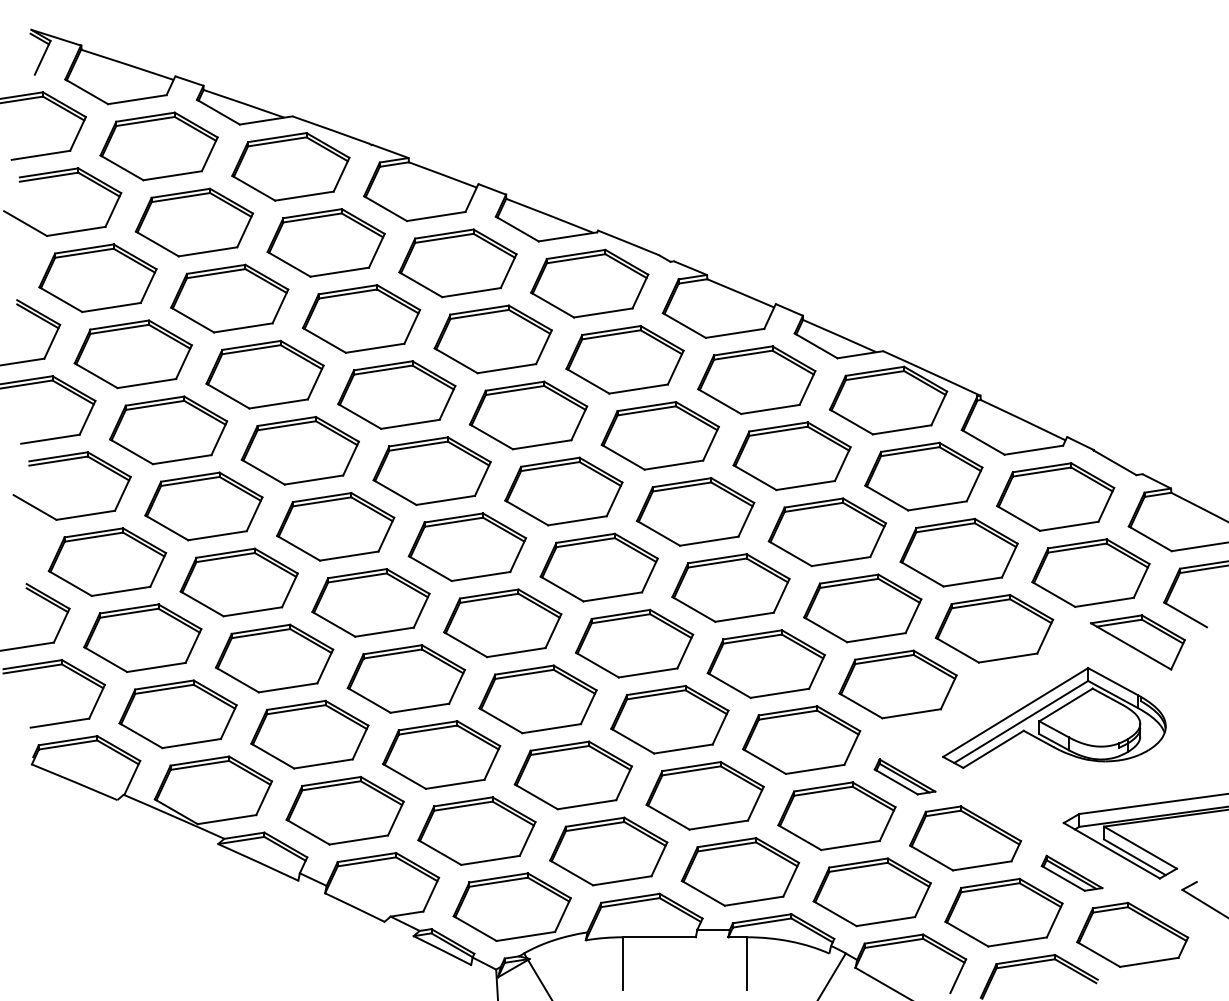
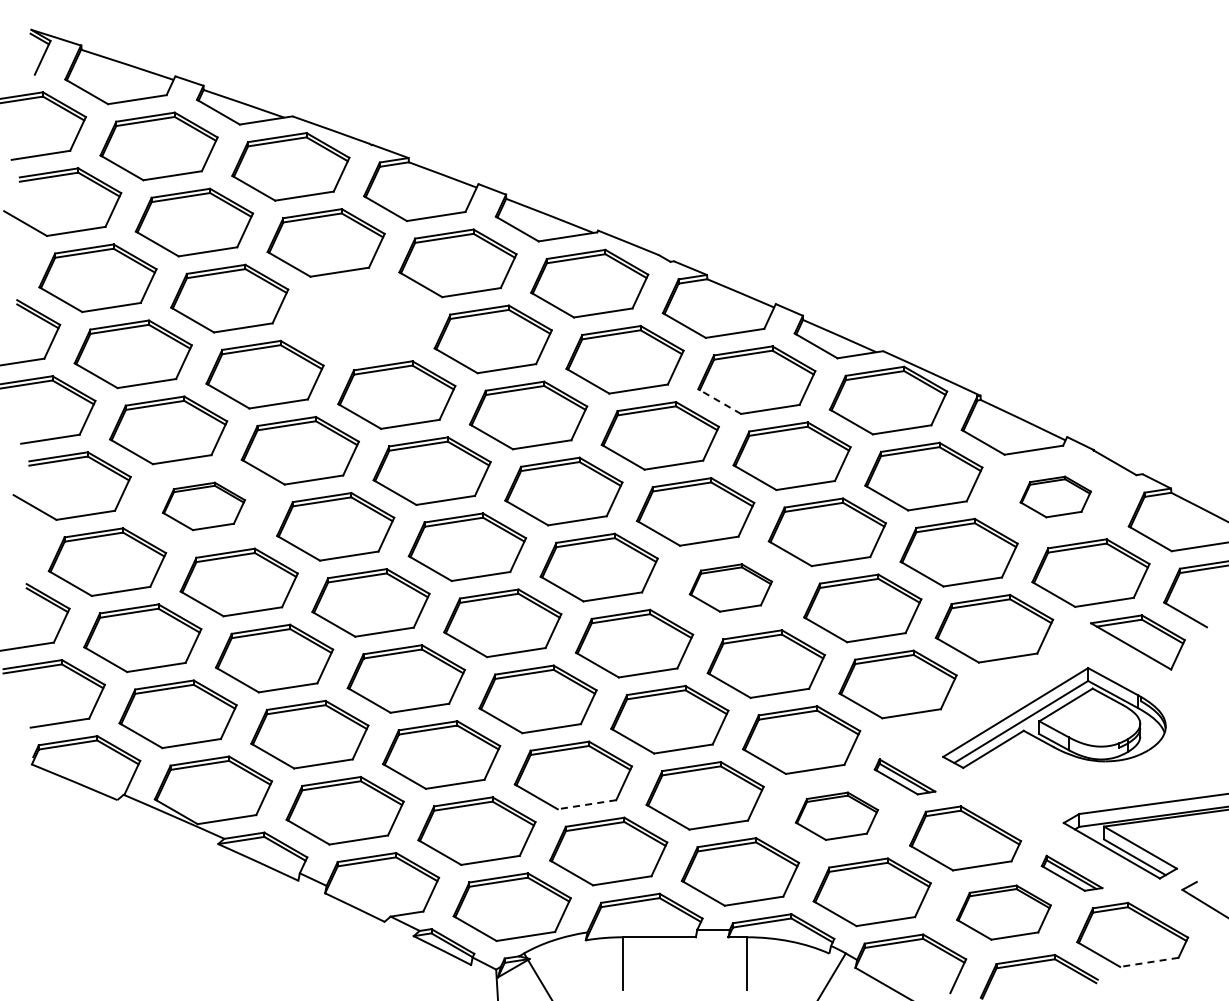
part: present -> none (361, 318)
line: solid -> dashed (719, 401)
part size: 120x70 px -> 73x44 px (1055, 496)
part size: 120x71 px -> 85x51 px (203, 506)
part size: 120x70 px -> 86x50 px (730, 587)
line: solid -> dashed (587, 804)
part size: 120x71 px -> 86x50 px (836, 815)
part size: 120x71 px -> 96x57 px (1003, 912)
line: solid -> dashed (1149, 962)
